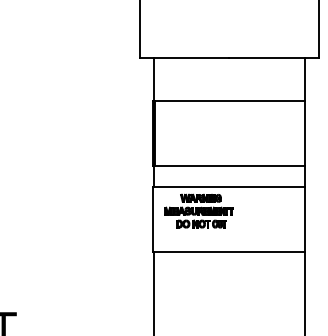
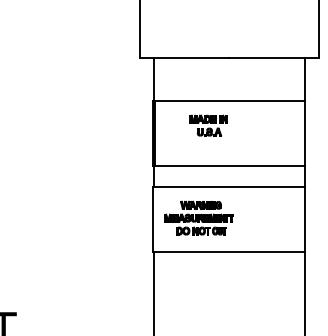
part: none -> present (208, 125)
part position: (198, 210) -> (198, 217) (198, 217)
